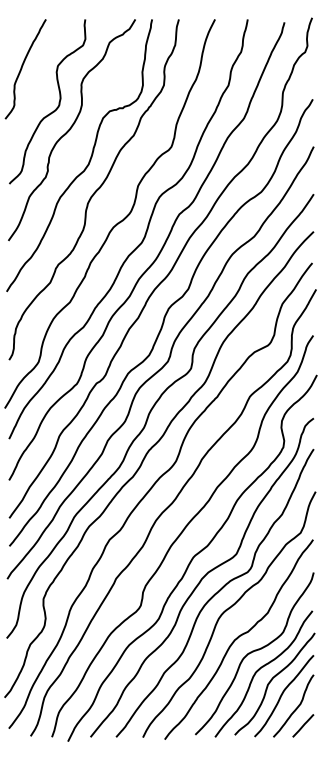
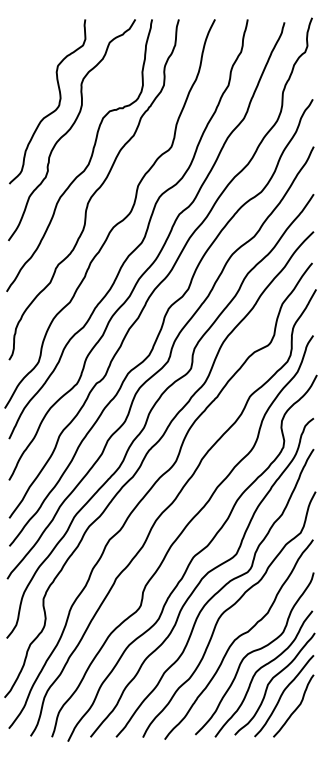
curve: present -> none (22, 68)
line: present -> none (303, 725)
